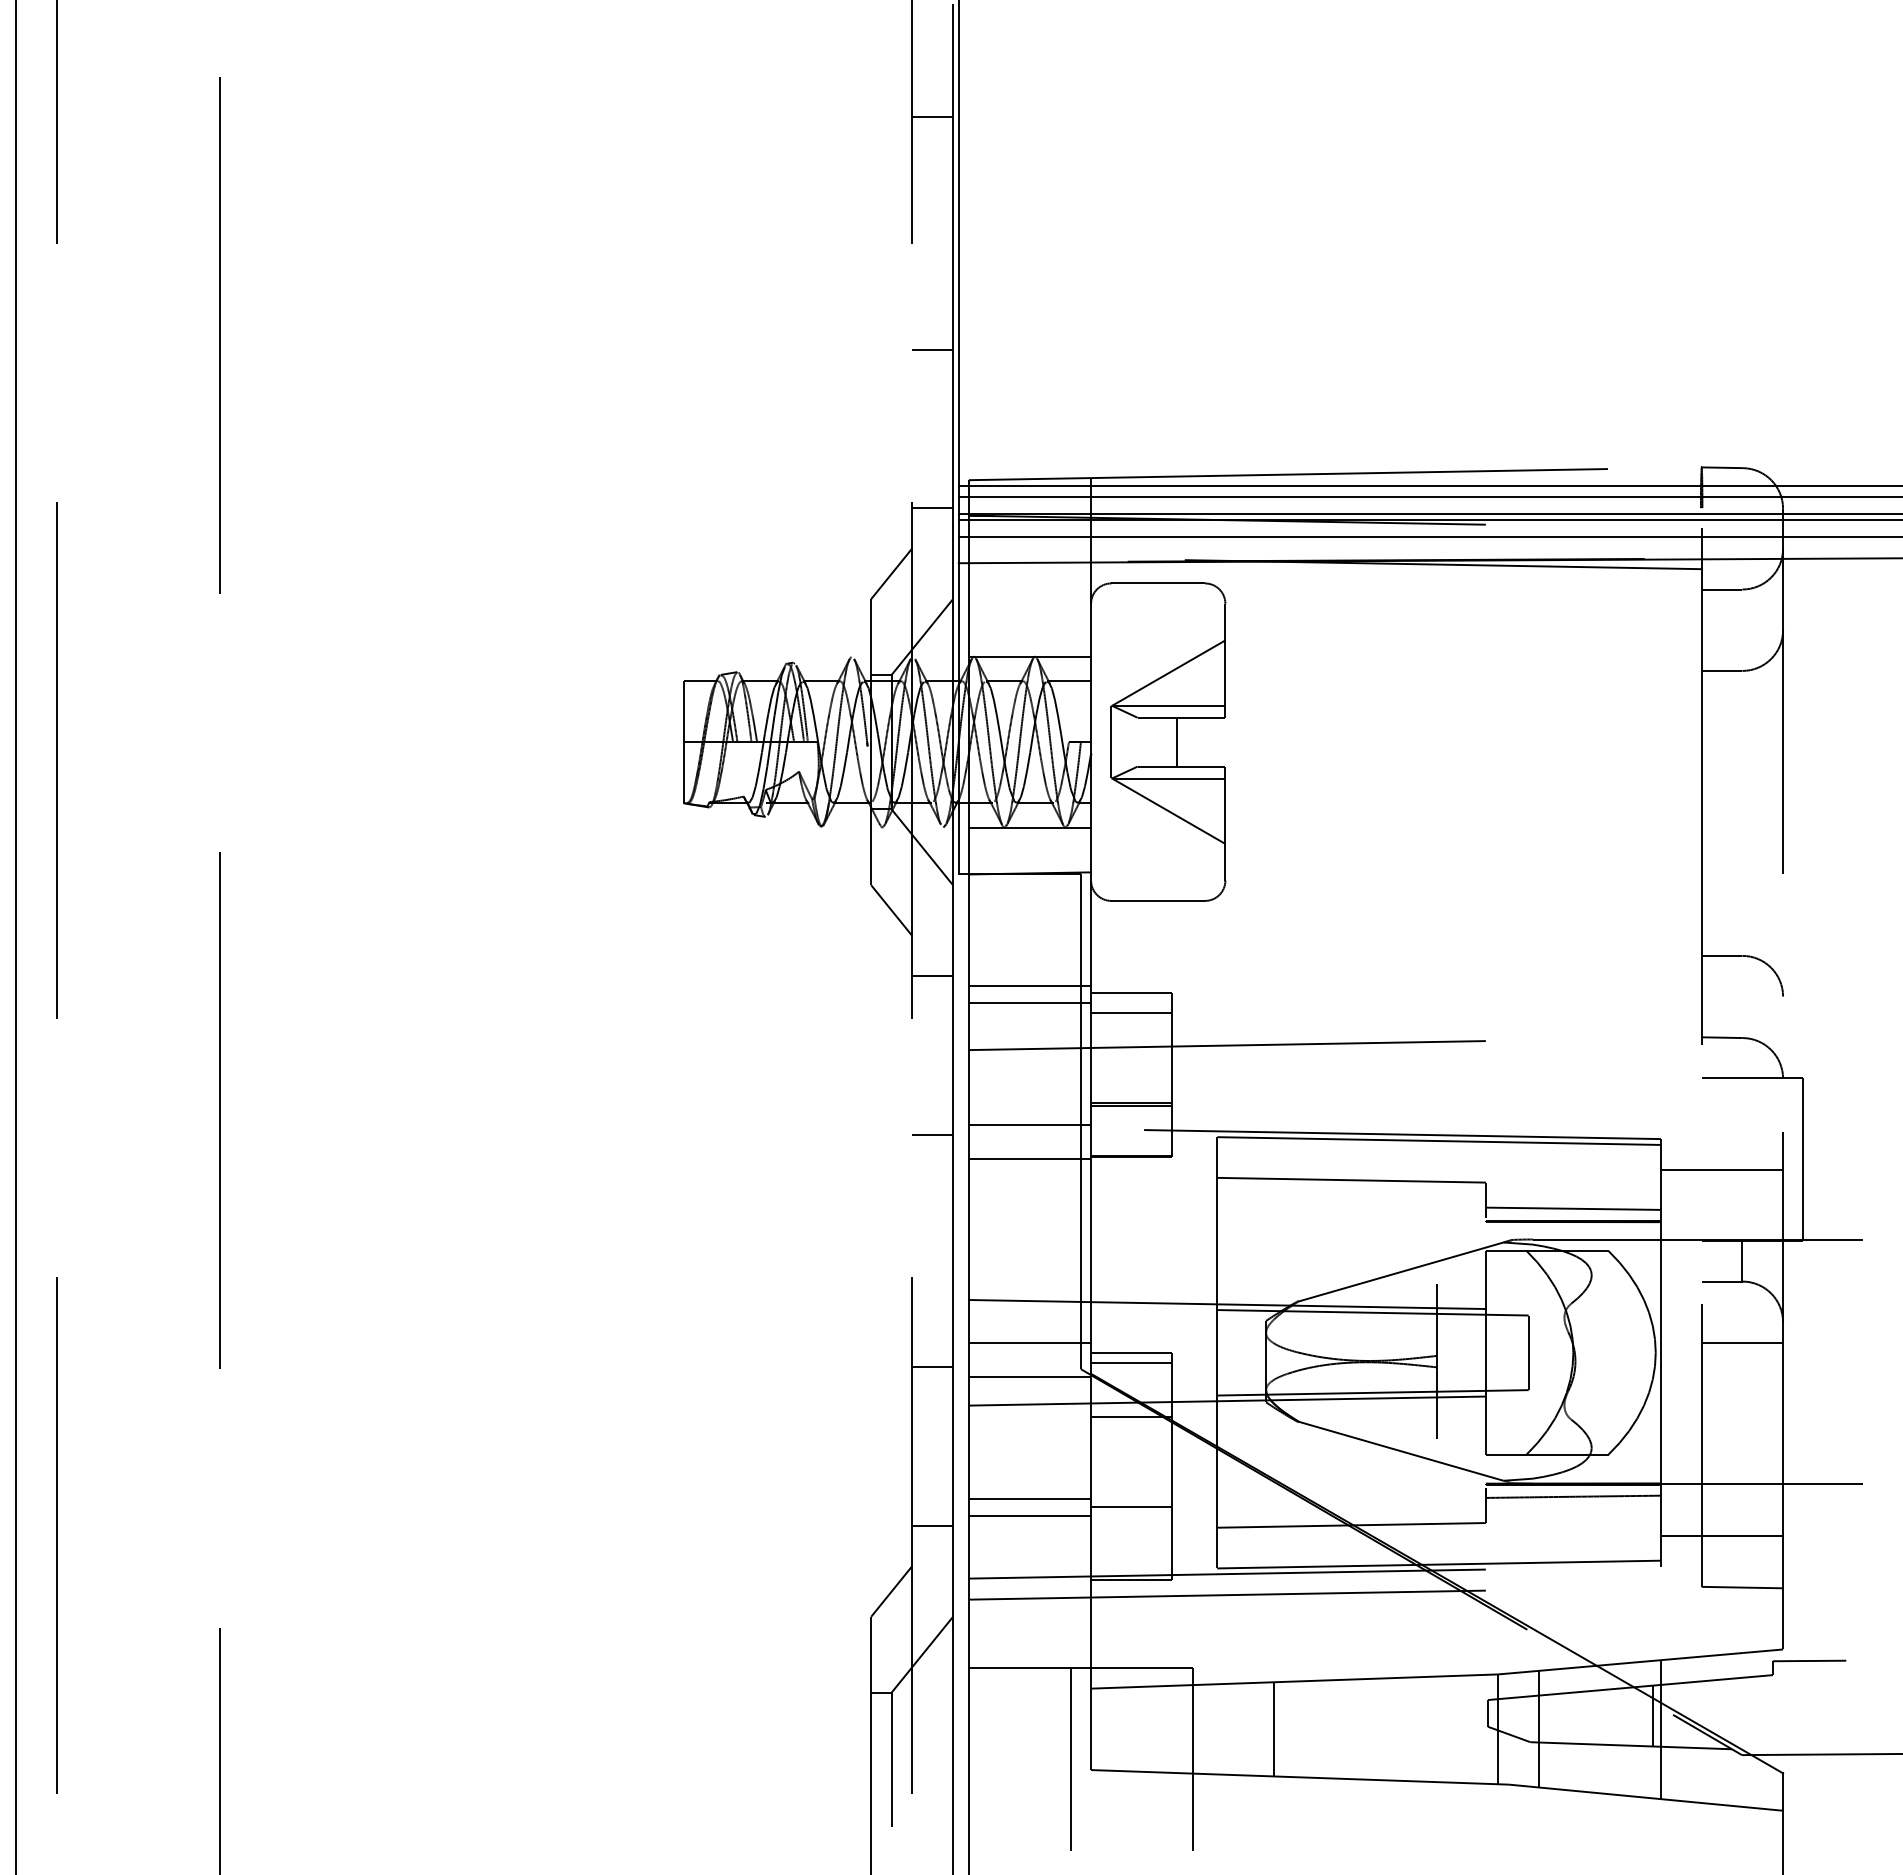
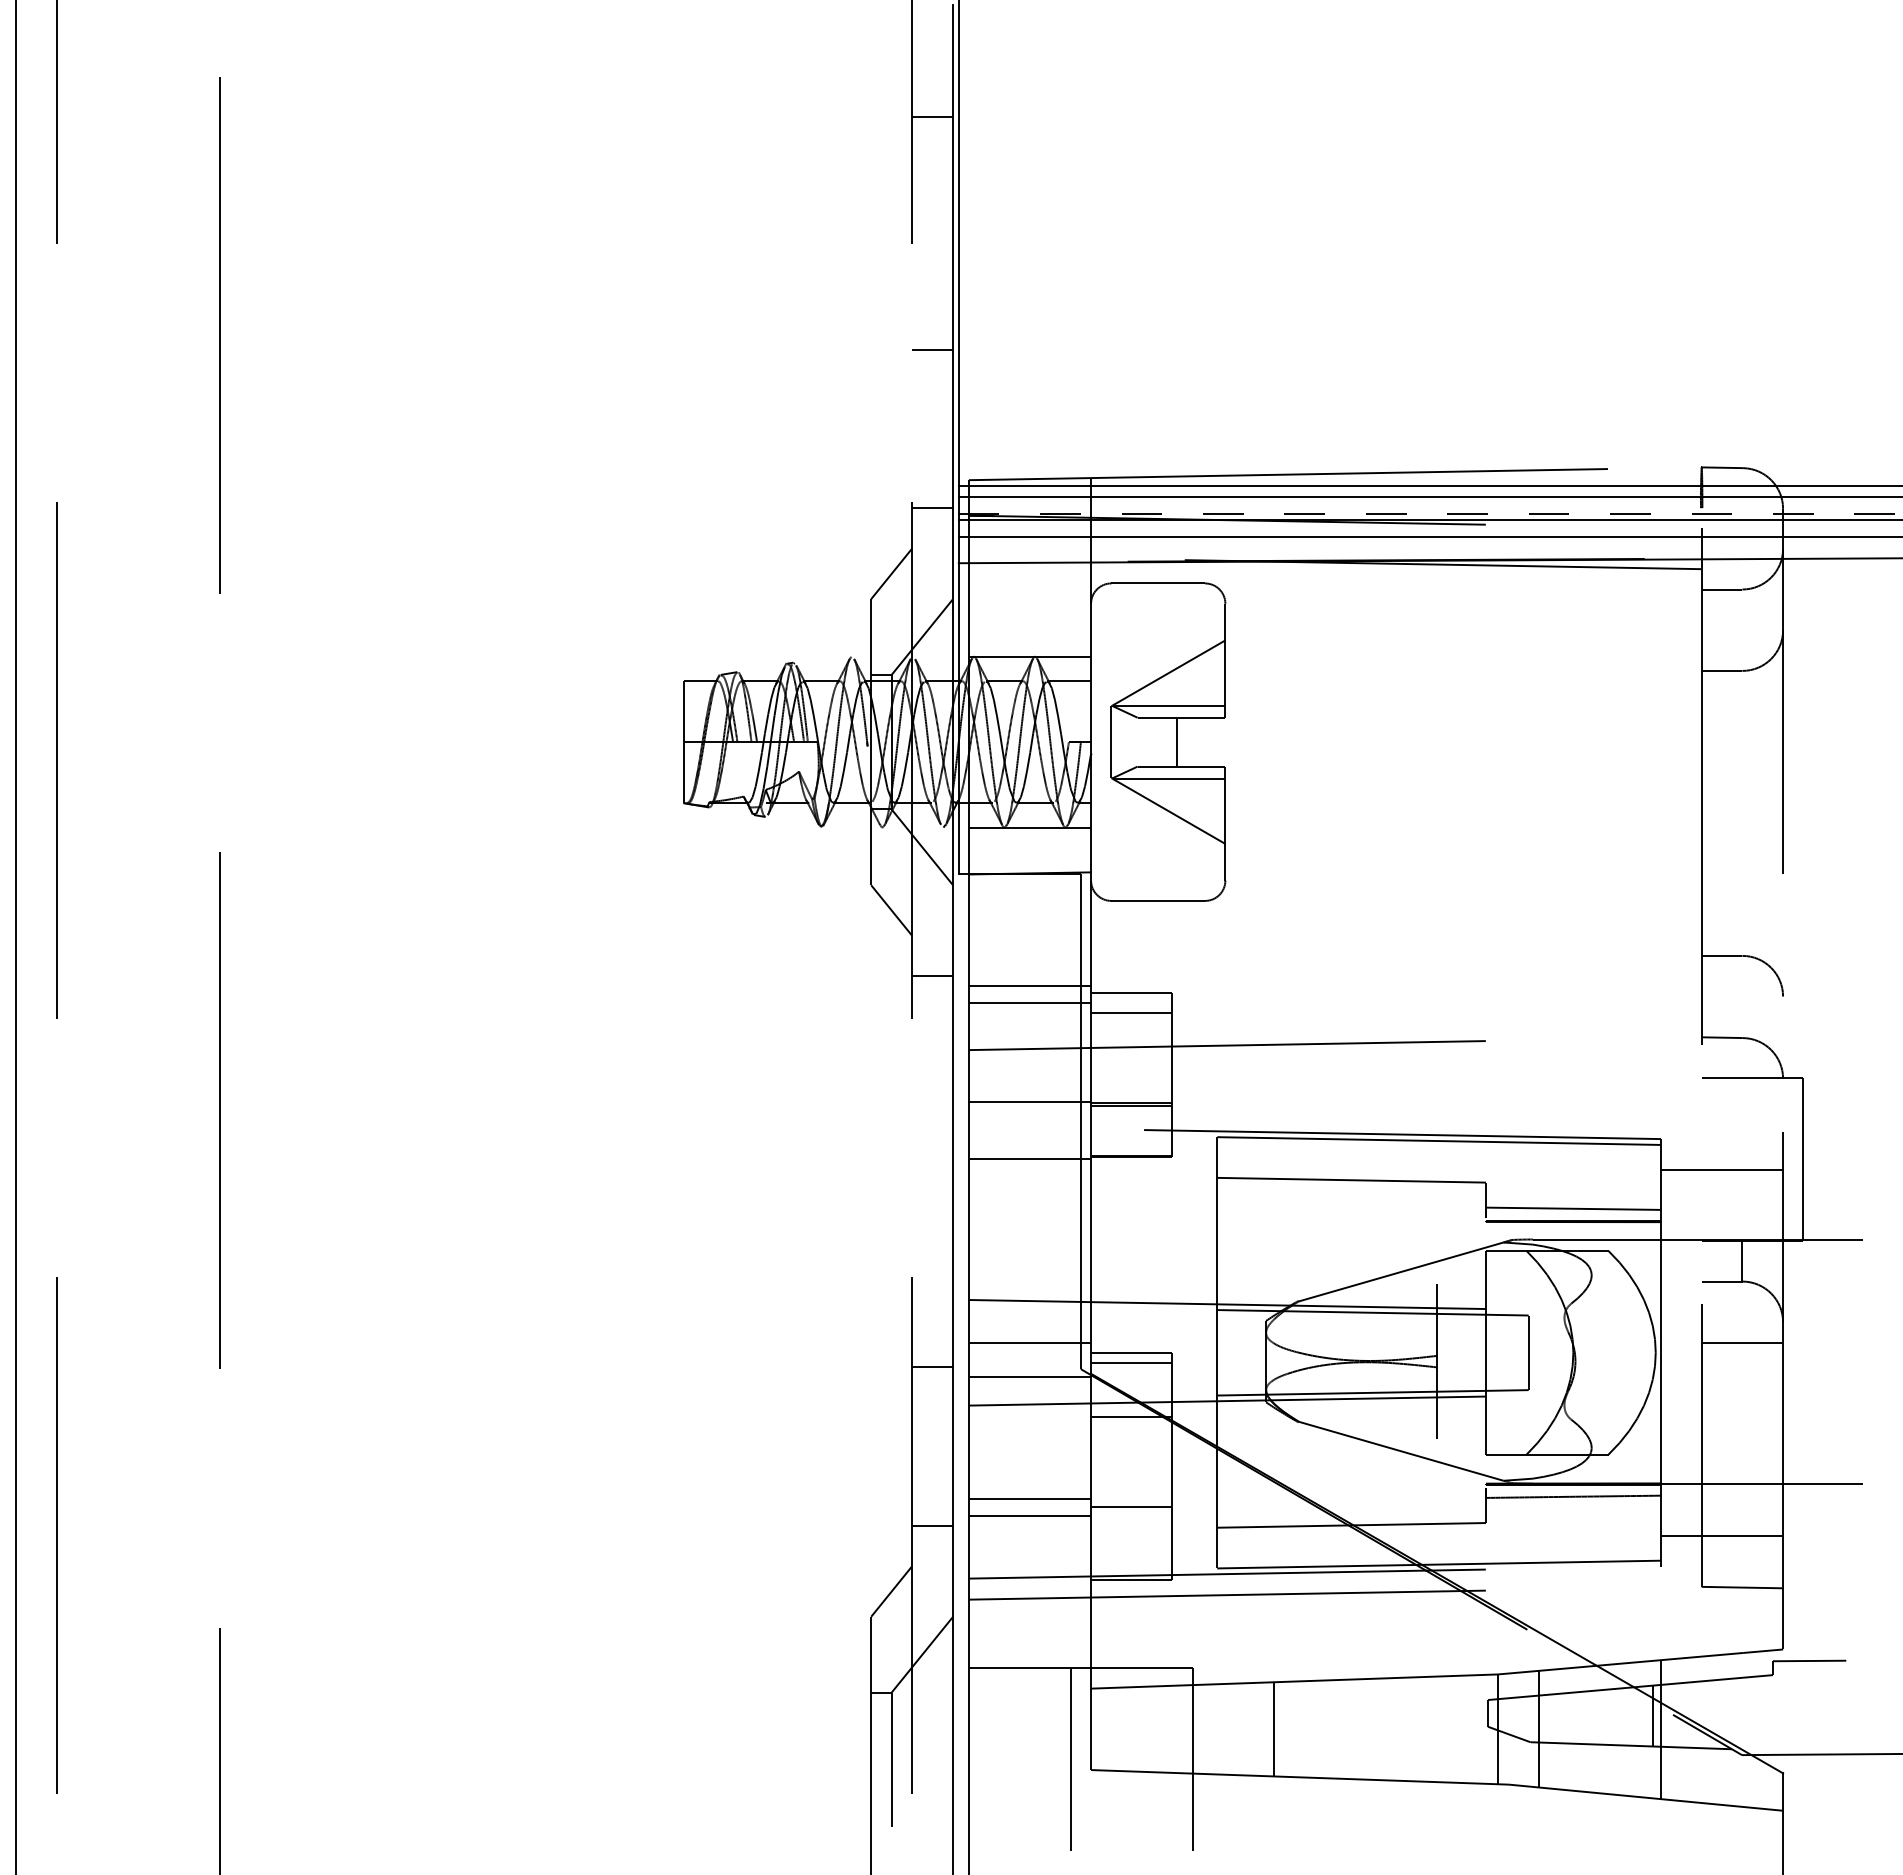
line: solid -> dashed (1430, 513)
line position: (1029, 1124) -> (1029, 1101) (1029, 1101)
line: present -> none (931, 1134)
